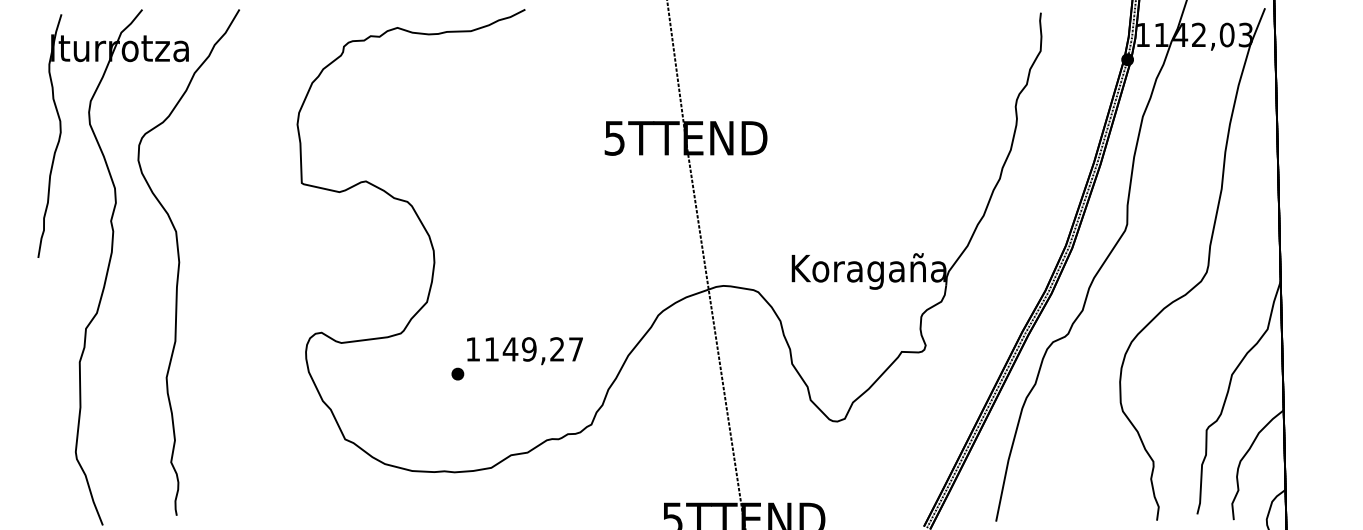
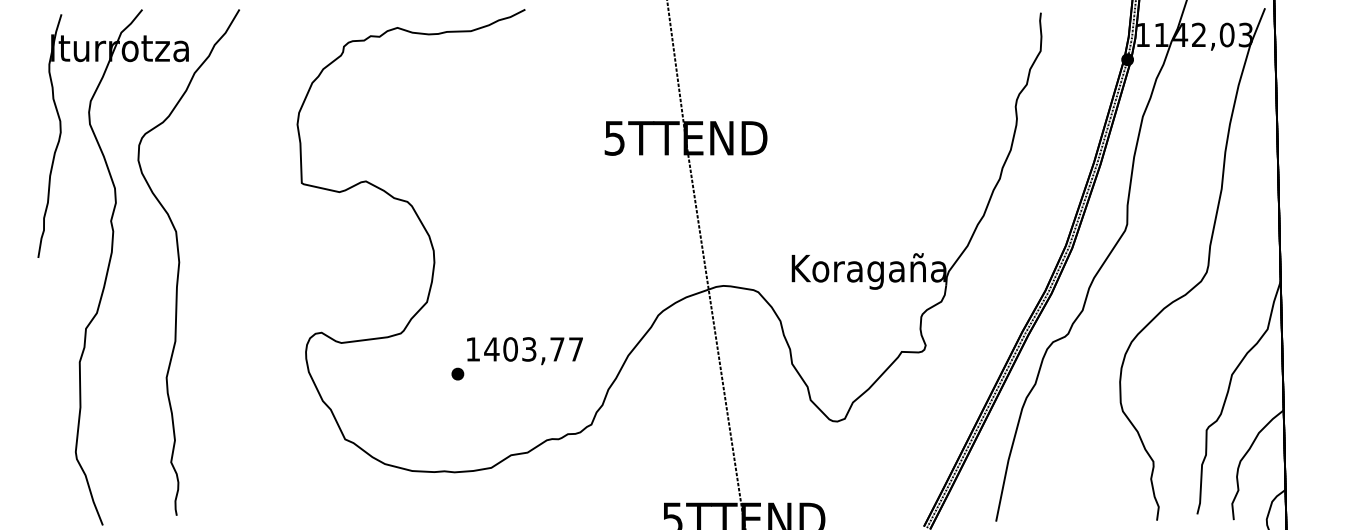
text: 1149,27 -> 1403,77 (524, 349)
